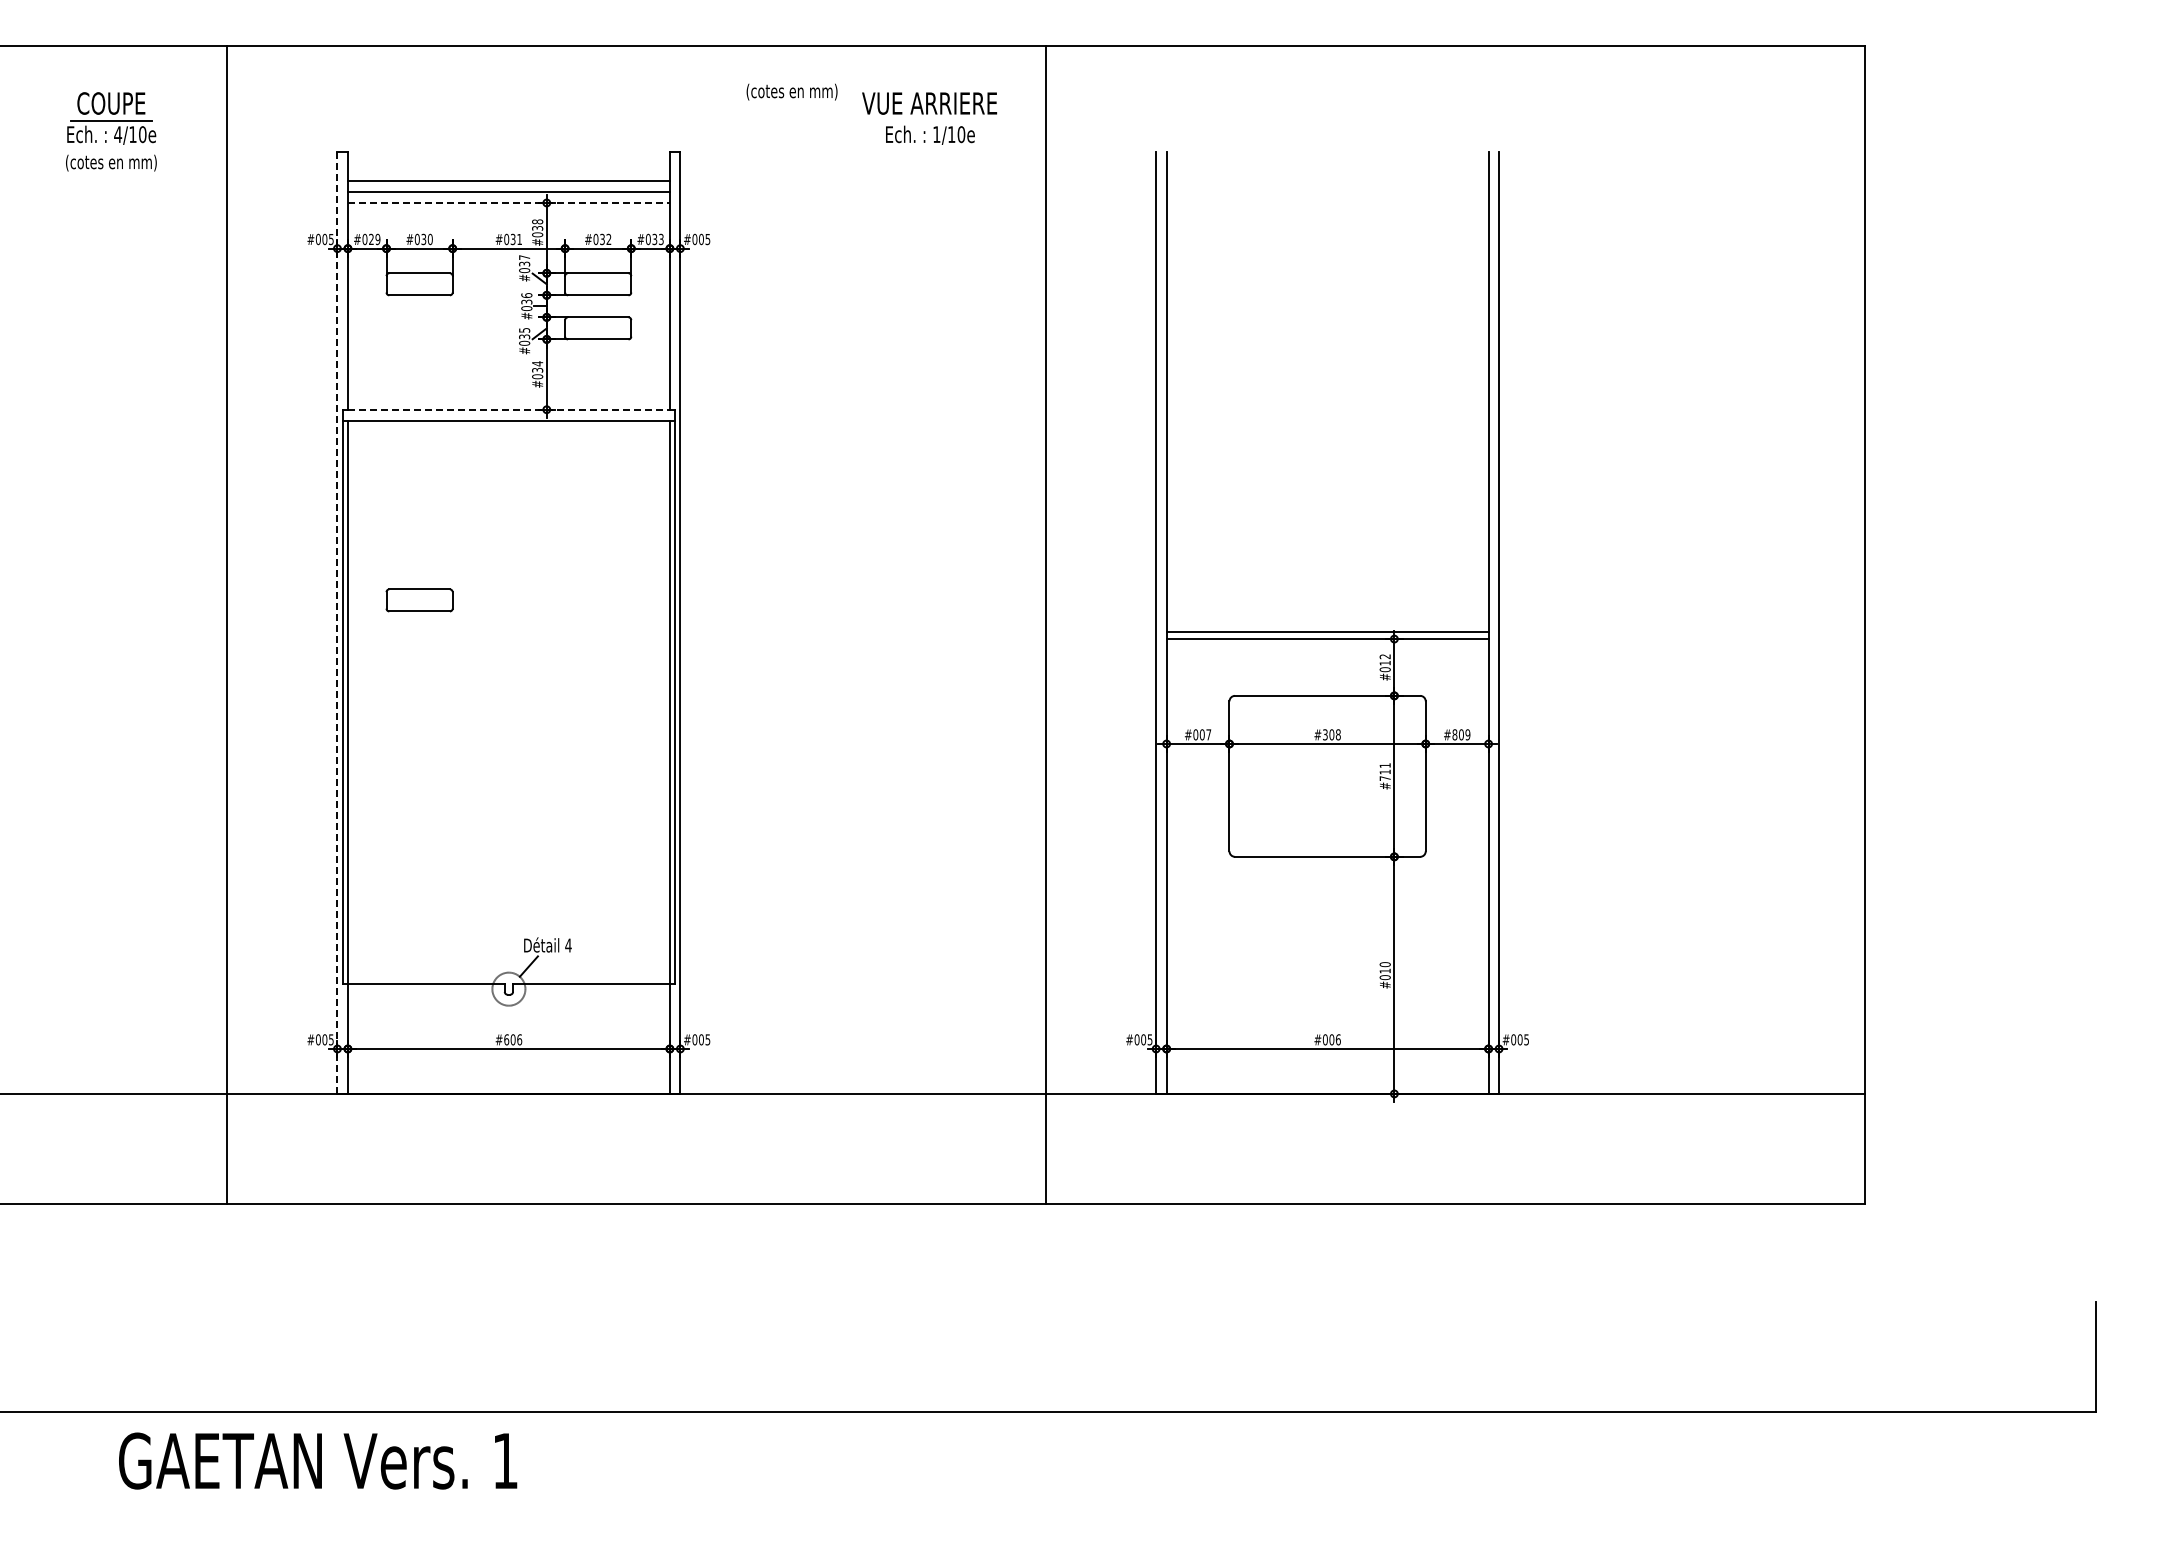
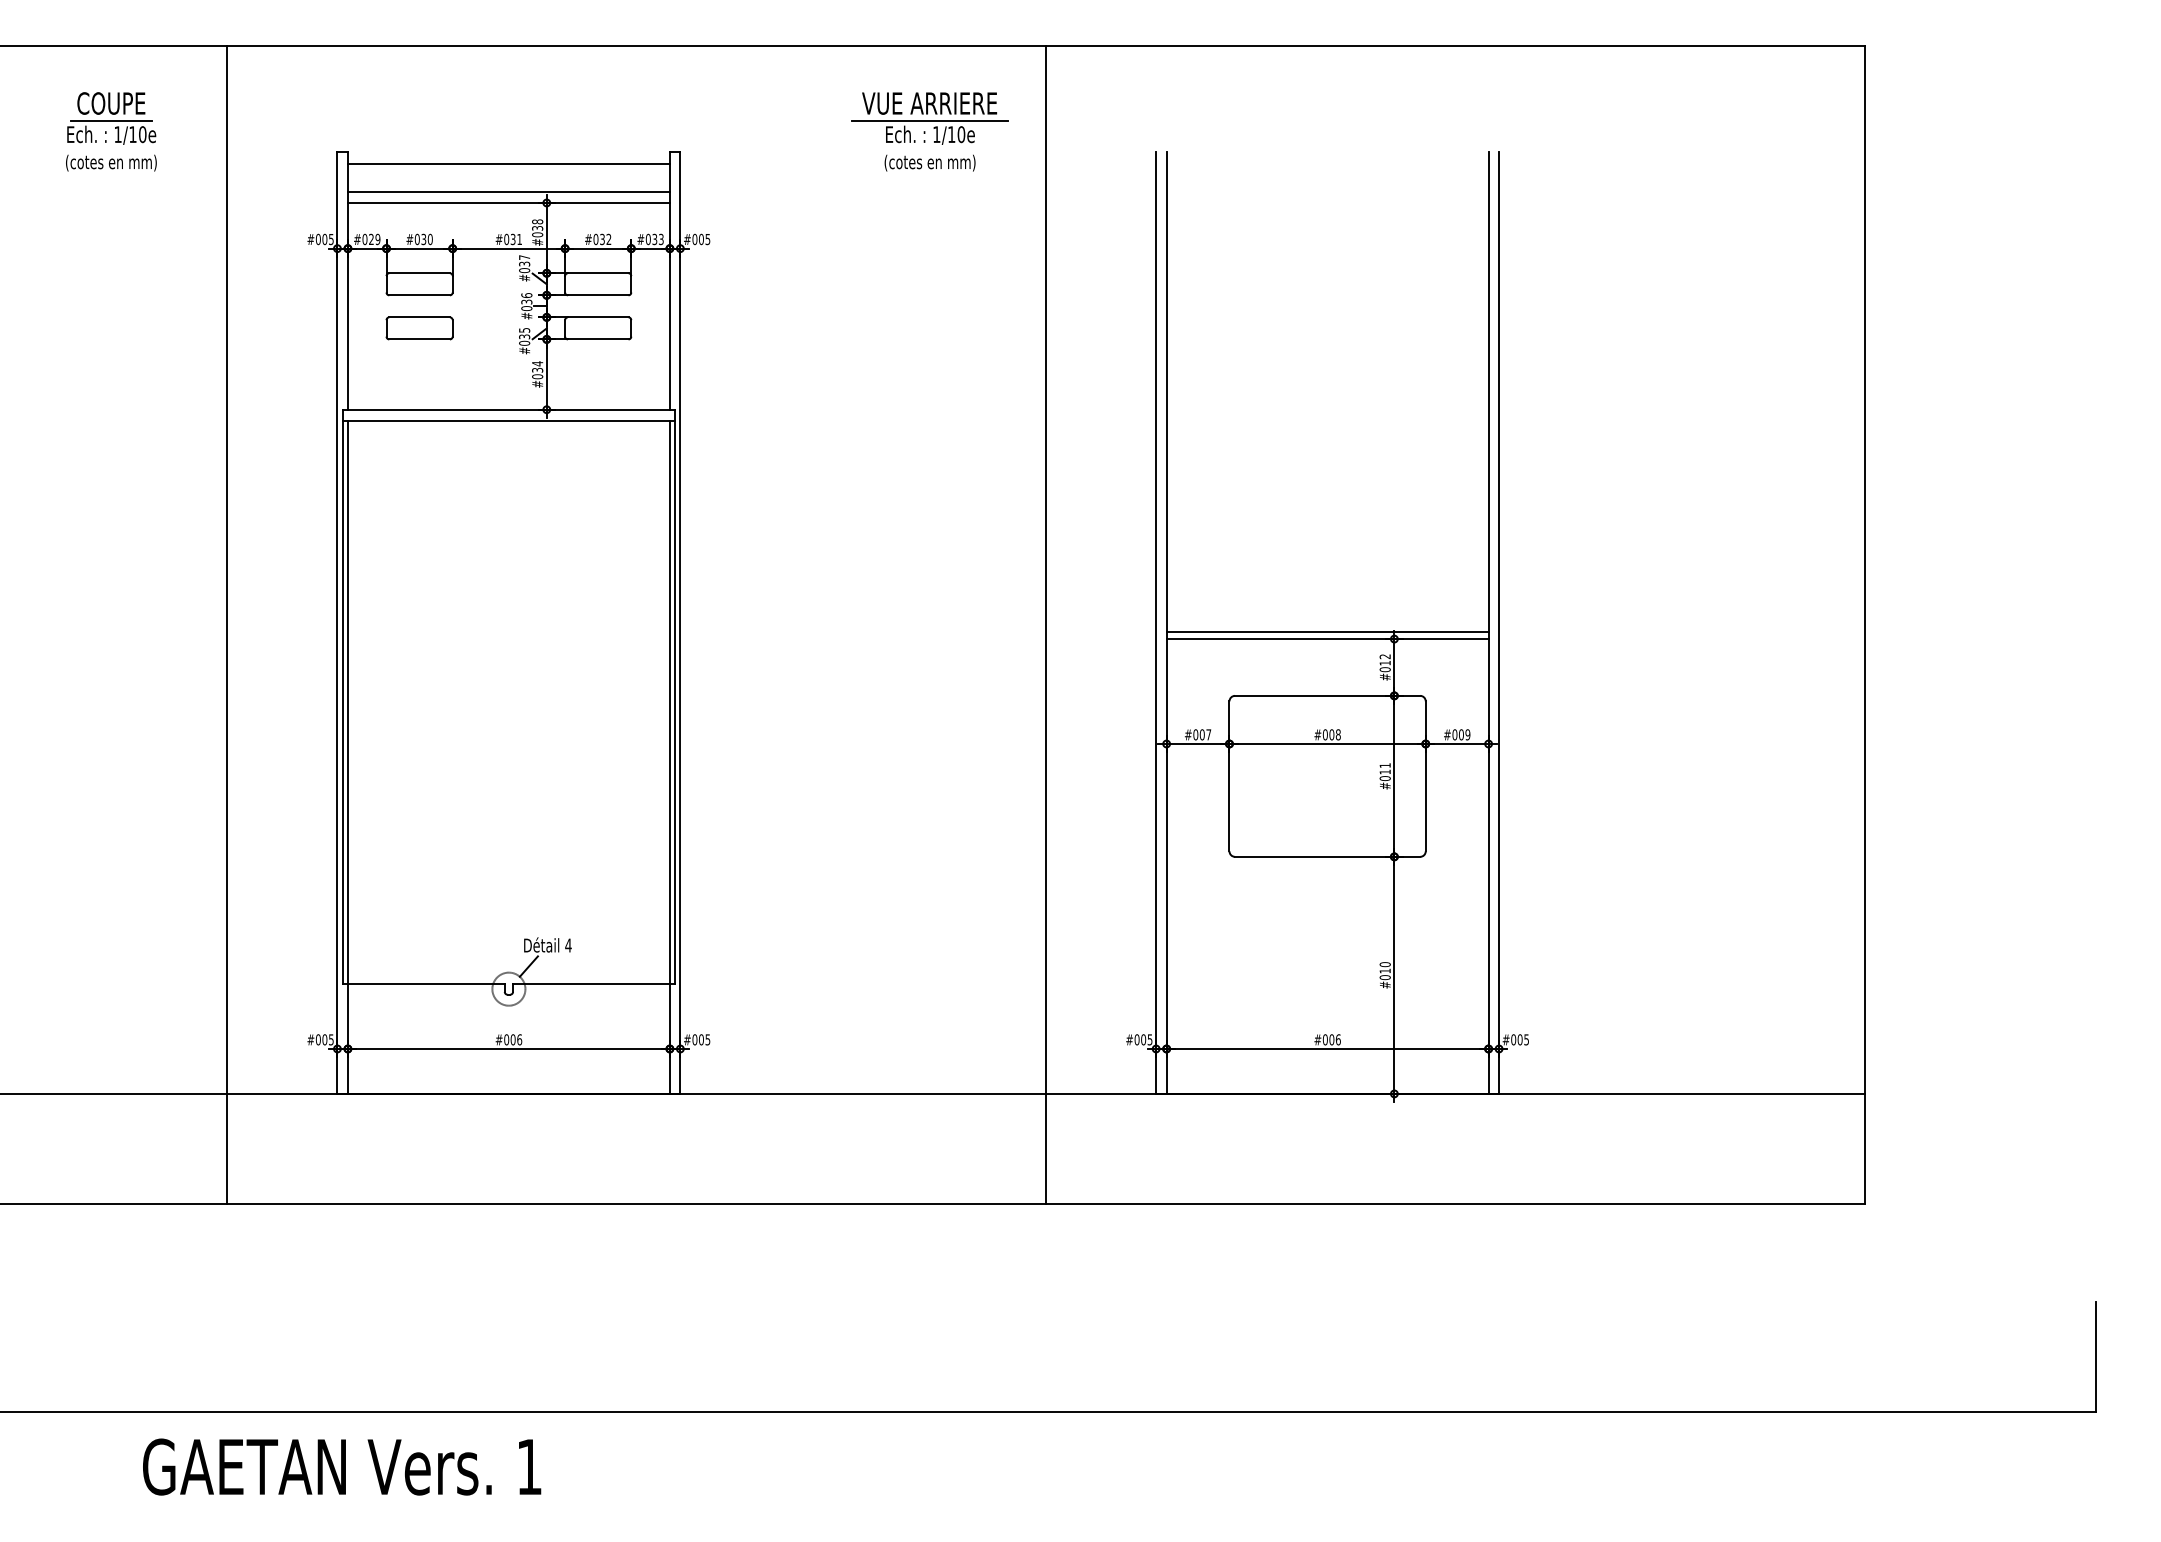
text position: (791, 91) -> (929, 162) (929, 162)
line: none -> present (929, 120)
text: 4/10e -> 1/10e (118, 134)
line position: (508, 180) -> (508, 163) (508, 163)
line: dashed -> solid (508, 202)
line: dashed -> solid (508, 409)
part position: (419, 600) -> (419, 328) (419, 328)
line: dashed -> solid (337, 623)
text: #308 -> #008 (1324, 734)
text: #809 -> #009 (1454, 734)
text: #711 -> #011 (1384, 778)
text: #606 -> #006 (506, 1039)
text position: (318, 1460) -> (342, 1466) (342, 1466)
